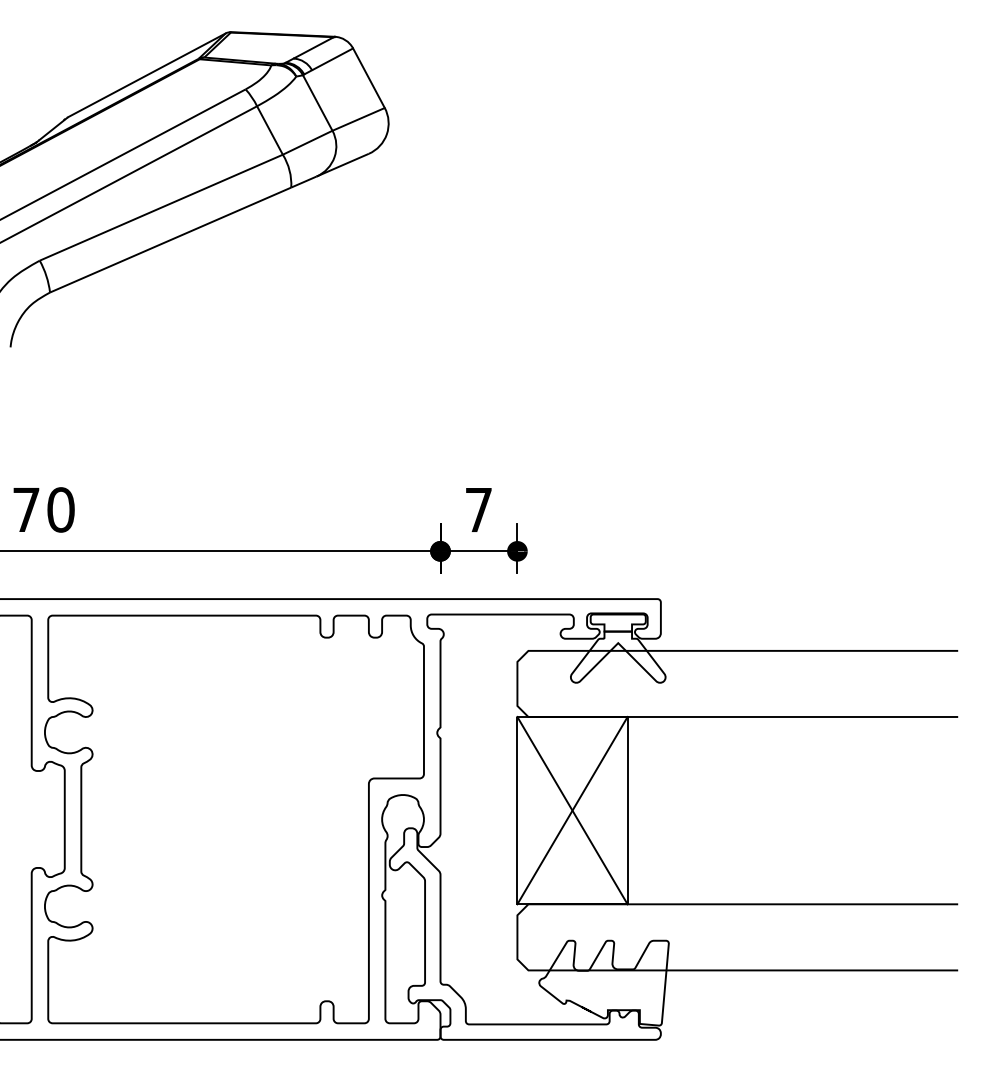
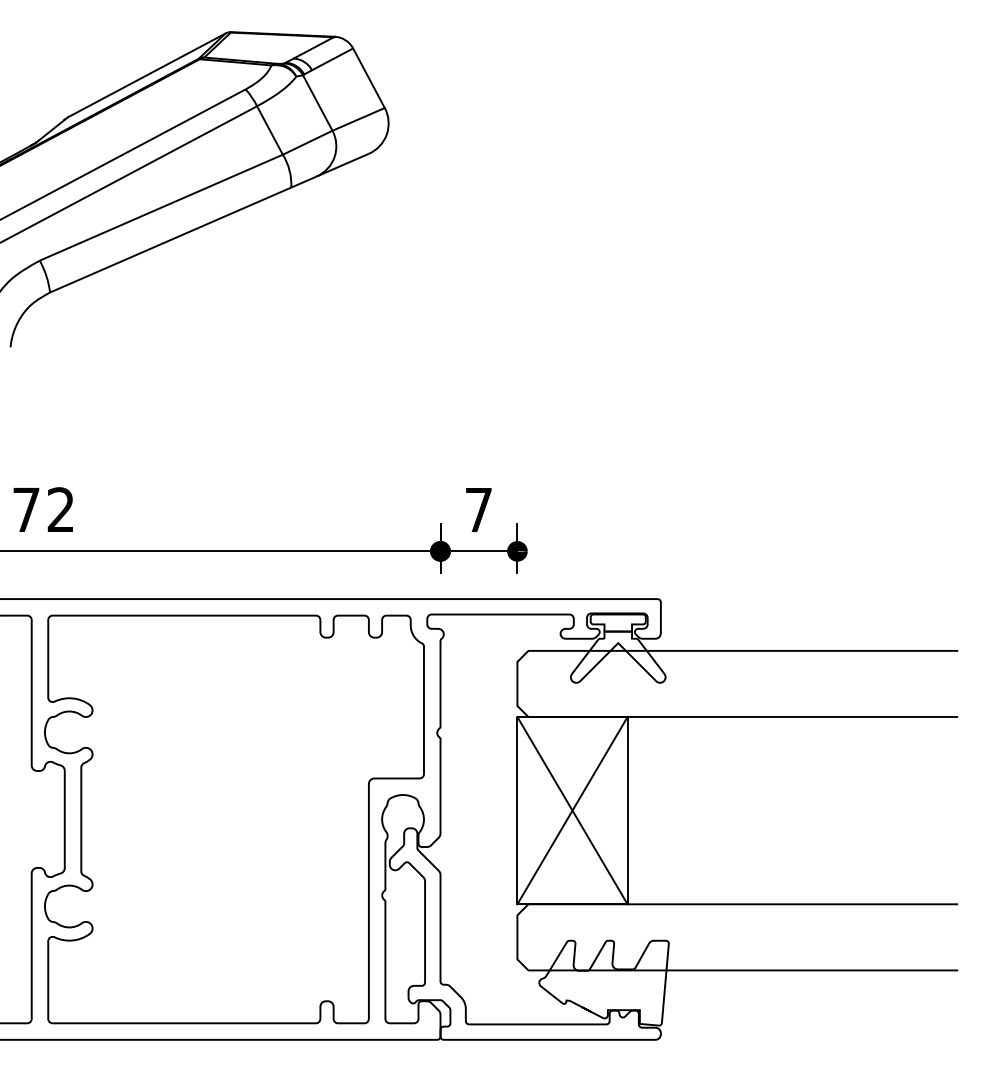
text: 70 -> 72 (60, 509)
